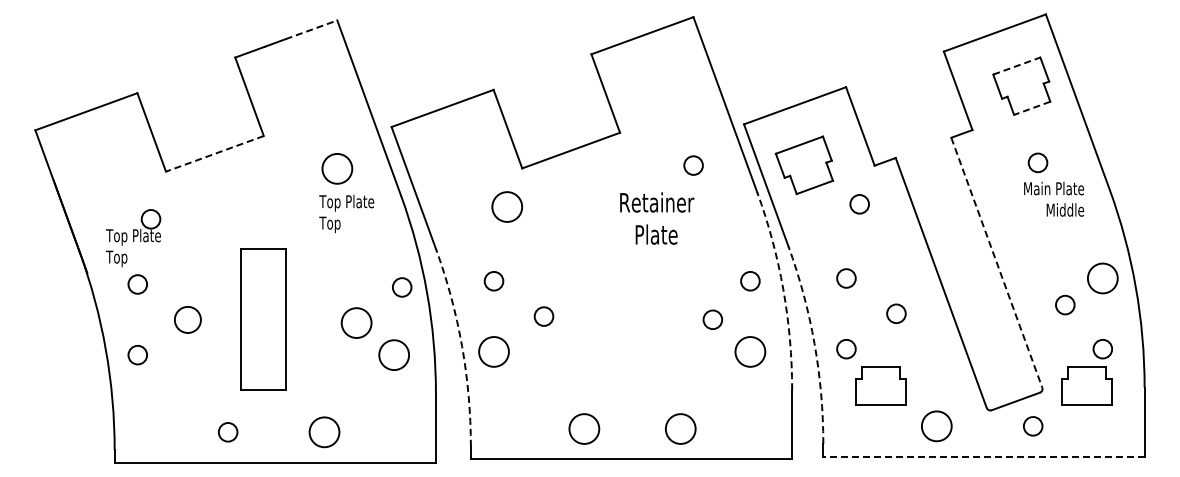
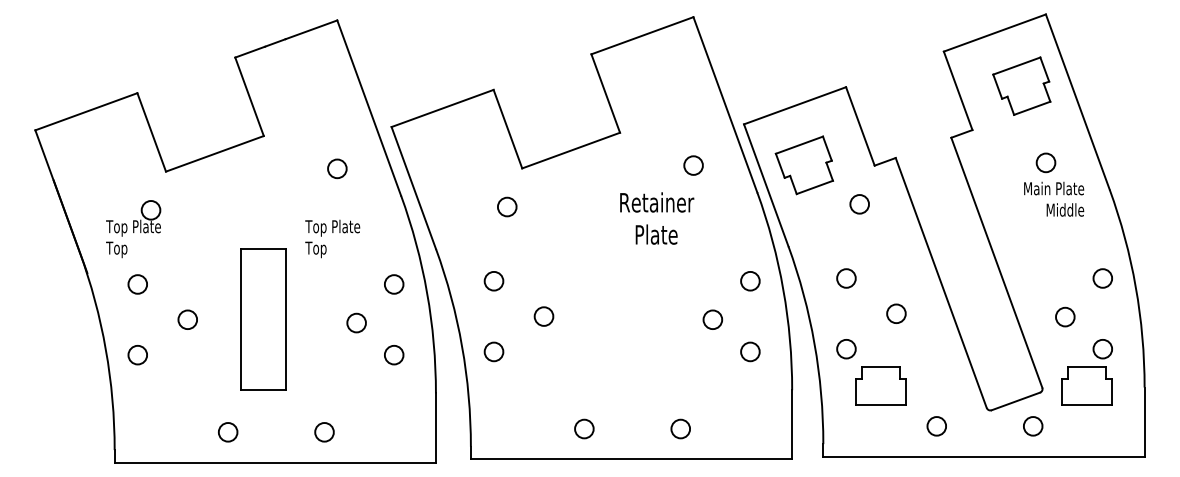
line: dashed -> solid (311, 29)
line: dashed -> solid (1017, 65)
line: dashed -> solid (1031, 108)
line: dashed -> solid (214, 154)
circle position: (1037, 162) -> (1045, 162) (1045, 162)
circle diameter: 30 px -> 19 px (337, 168)
circle diameter: 30 px -> 19 px (506, 206)
text position: (346, 213) -> (332, 238) (332, 238)
part position: (133, 238) -> (133, 229) (133, 229)
line: dashed -> solid (996, 262)
circle diameter: 30 px -> 19 px (1102, 278)
circle position: (402, 287) -> (394, 284) (394, 284)
arc: dashed -> solid (783, 289)
circle position: (1065, 304) -> (1065, 316) (1065, 316)
circle size: 28x28 px -> 21x21 px (187, 319)
circle diameter: 30 px -> 19 px (356, 322)
arc: dashed -> solid (814, 343)
arc: dashed -> solid (462, 346)
circle diameter: 30 px -> 19 px (493, 351)
circle diameter: 30 px -> 19 px (750, 351)
circle diameter: 30 px -> 19 px (393, 354)
circle diameter: 30 px -> 19 px (936, 426)
circle diameter: 30 px -> 19 px (584, 428)
circle diameter: 30 px -> 19 px (680, 428)
circle diameter: 30 px -> 19 px (324, 432)
line: dashed -> solid (983, 456)
